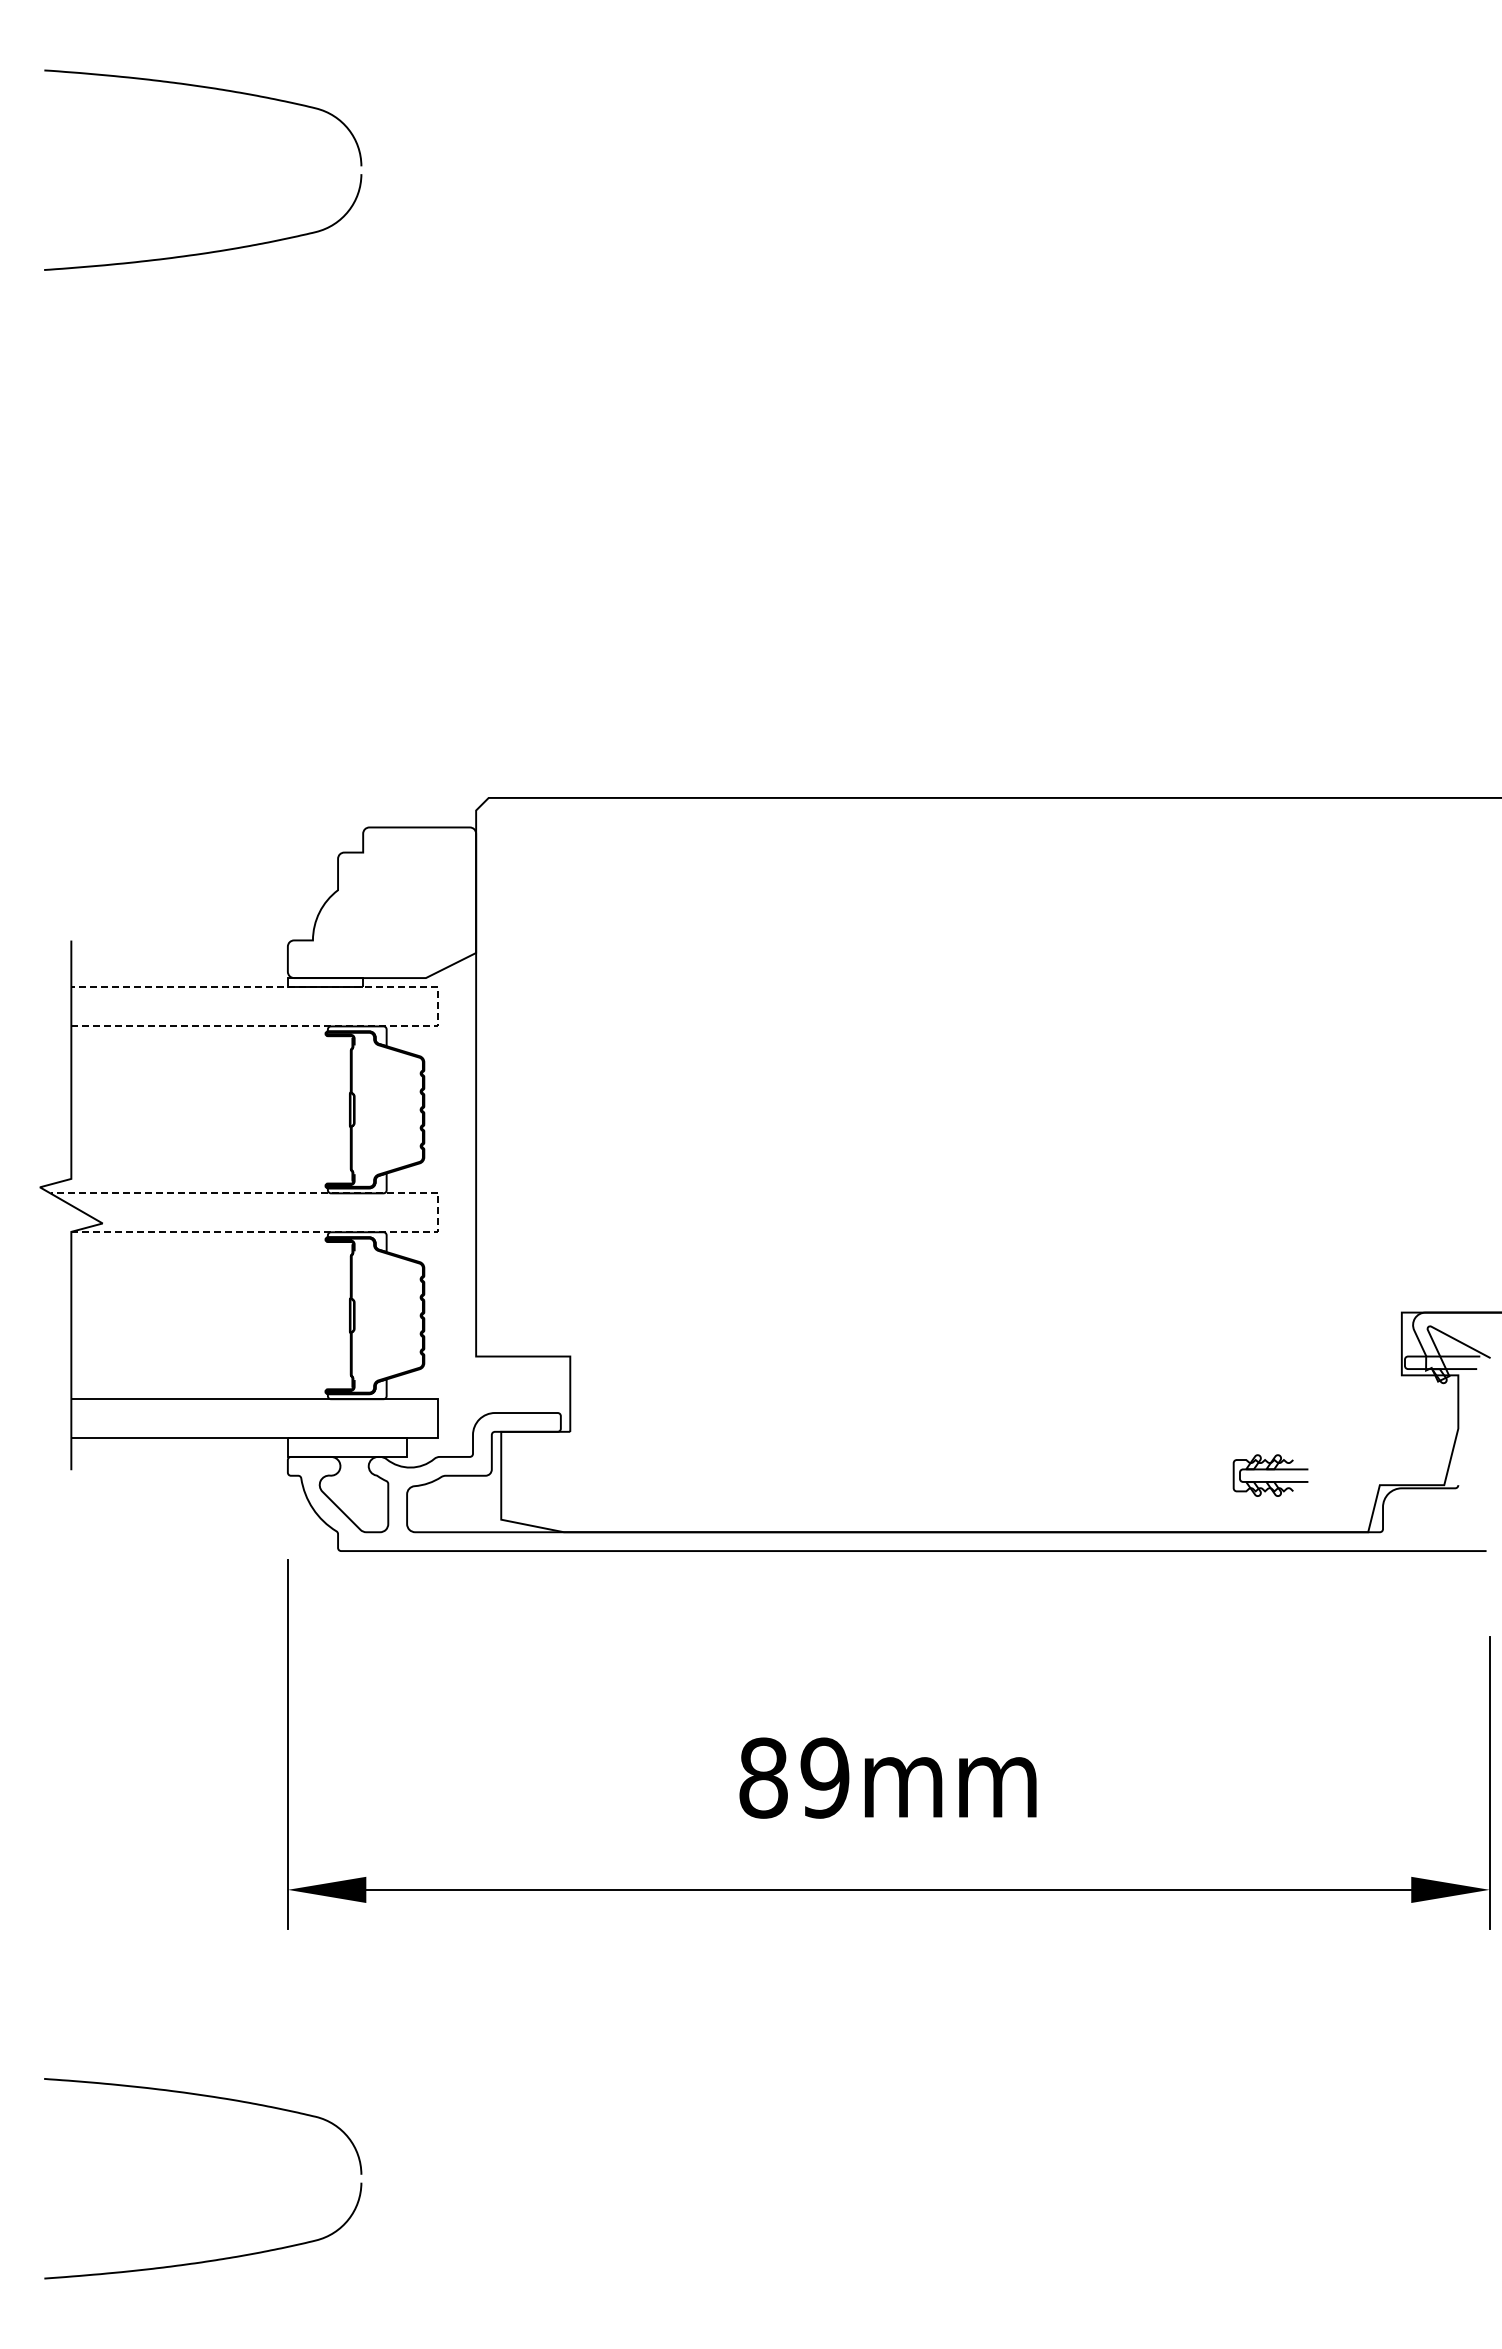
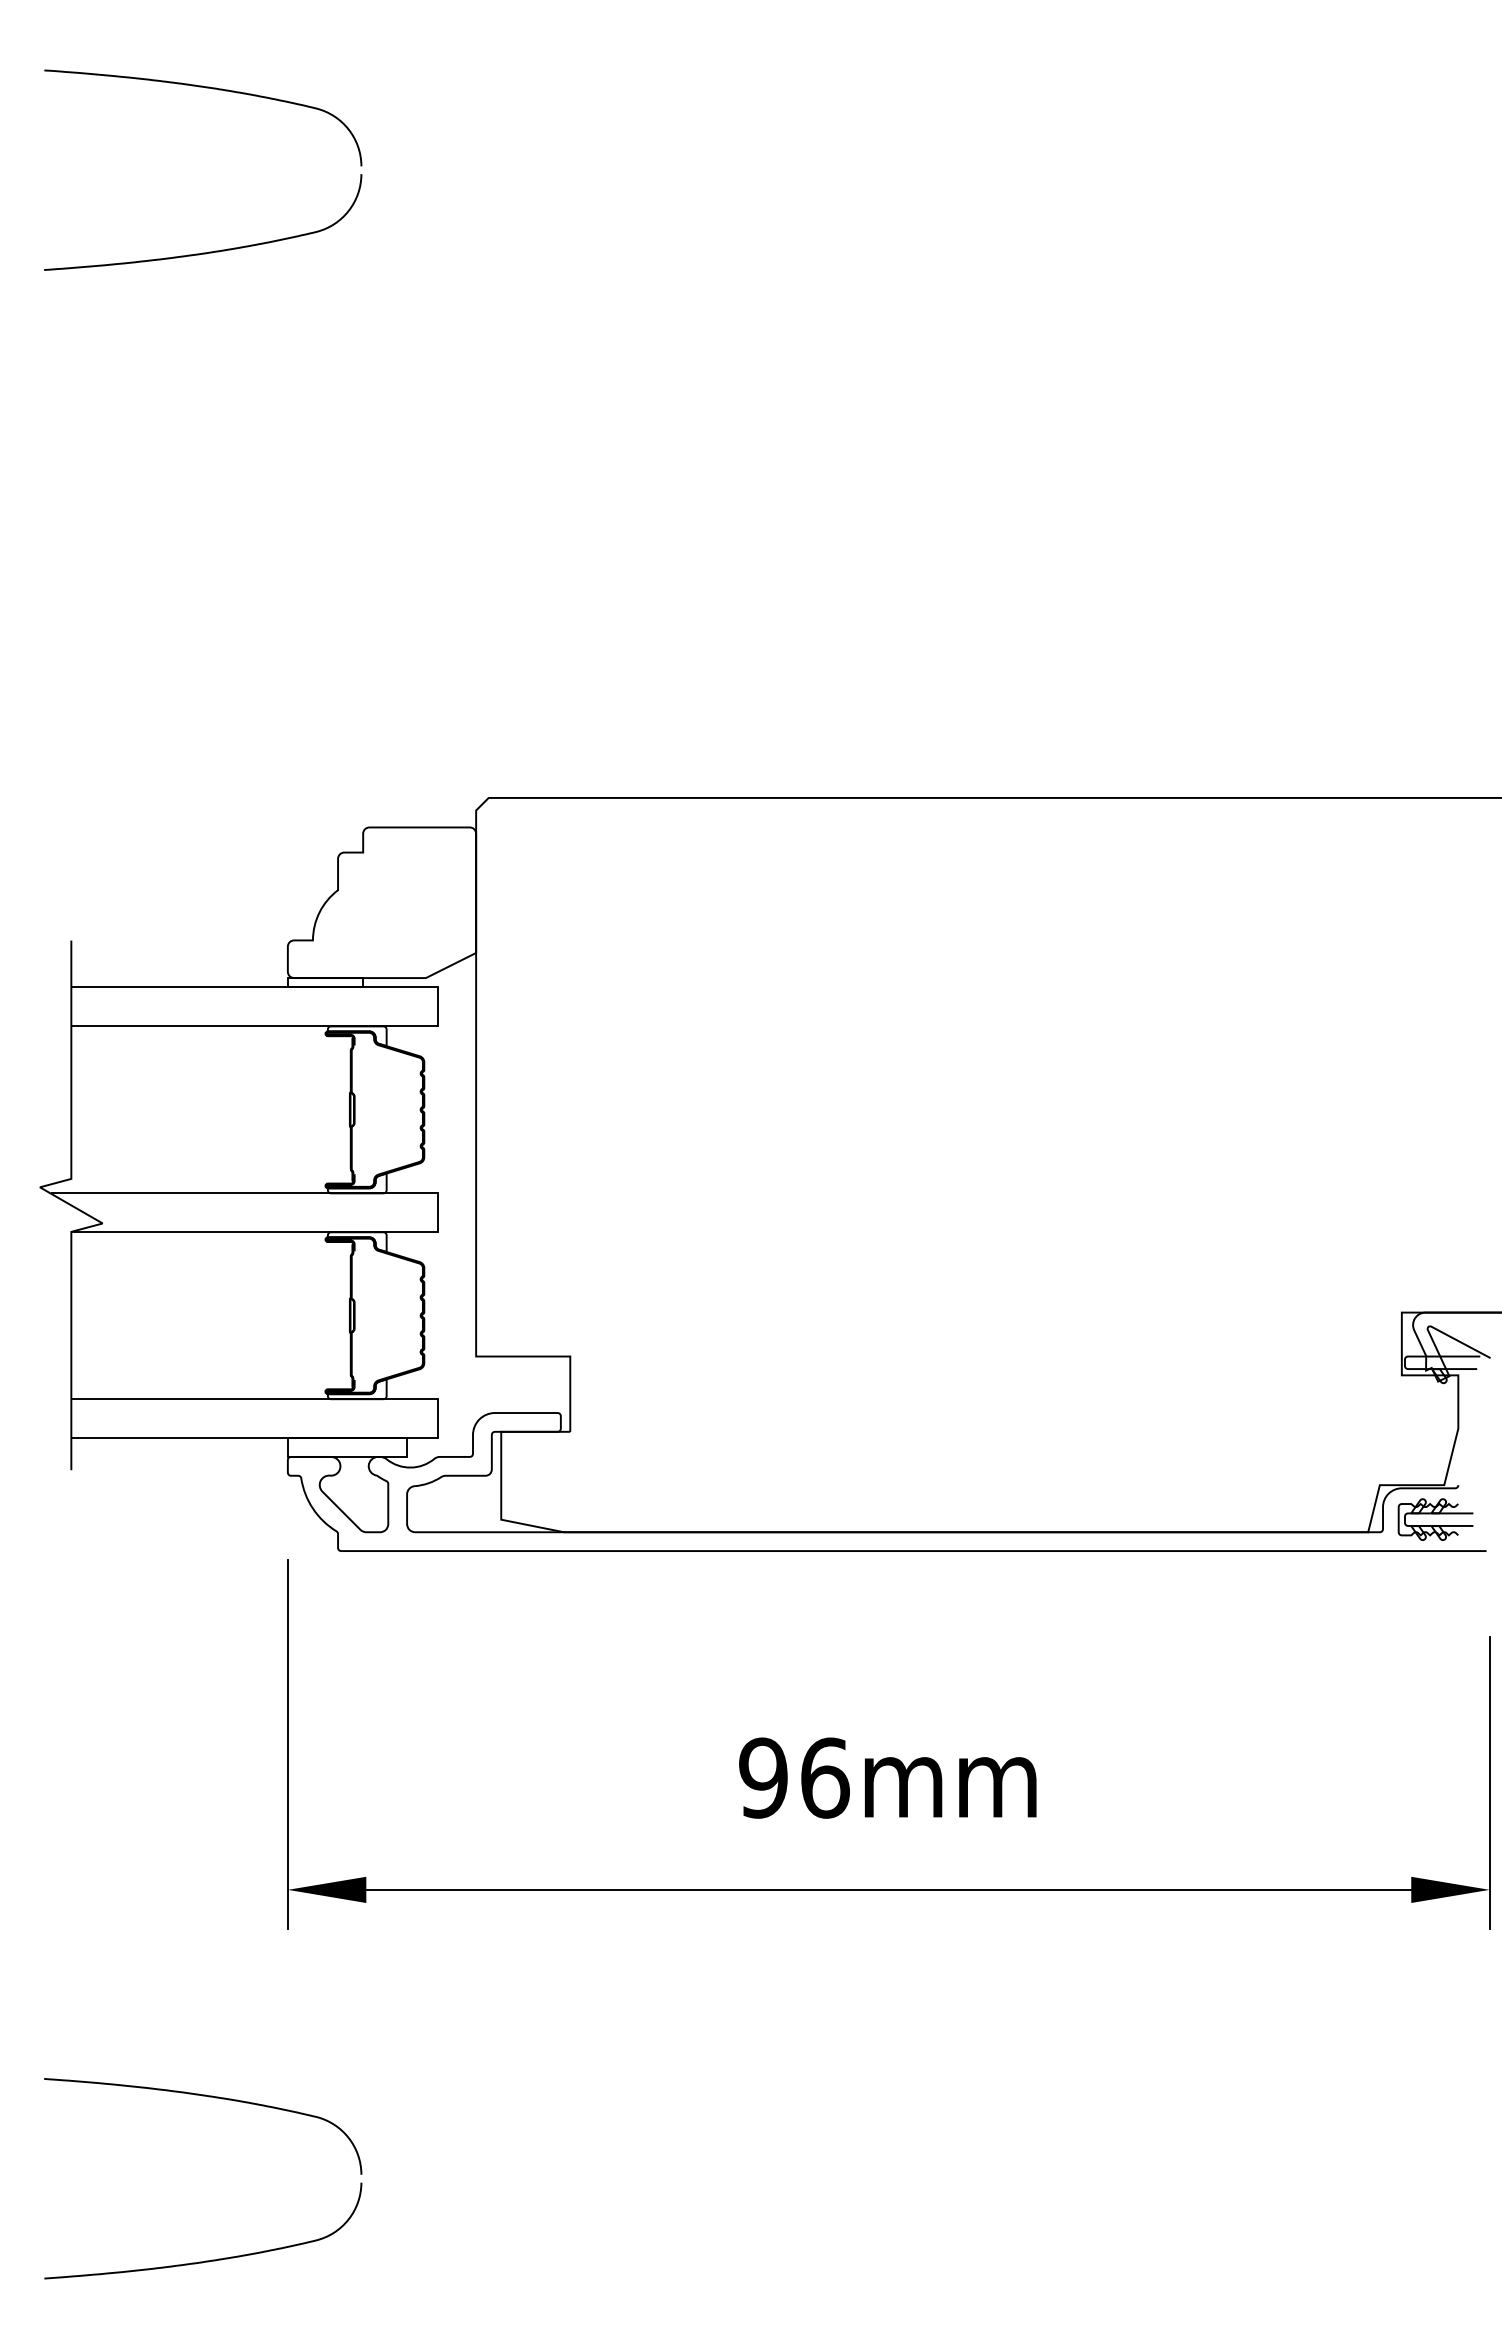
line: dashed -> solid (438, 1006)
line: dashed -> solid (438, 1202)
part position: (1270, 1475) -> (1435, 1519) (1435, 1519)
text: 89mm -> 96mm (794, 1777)
